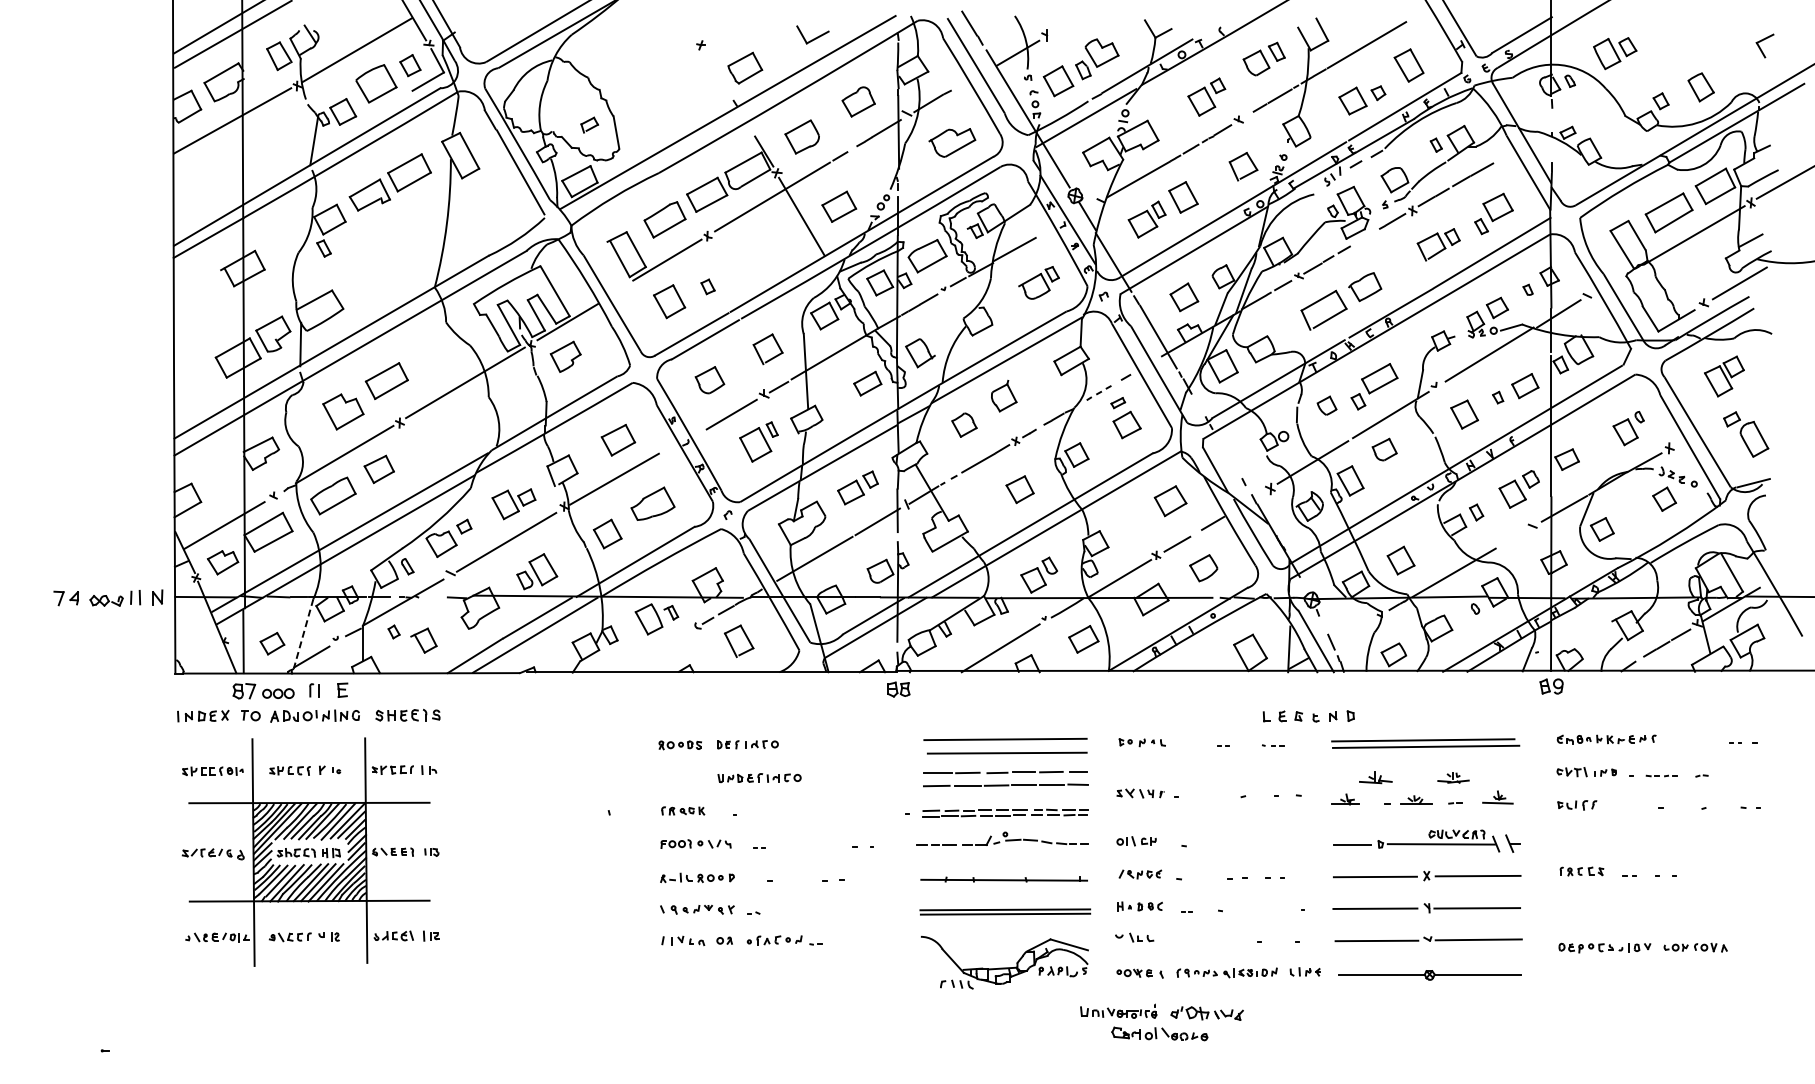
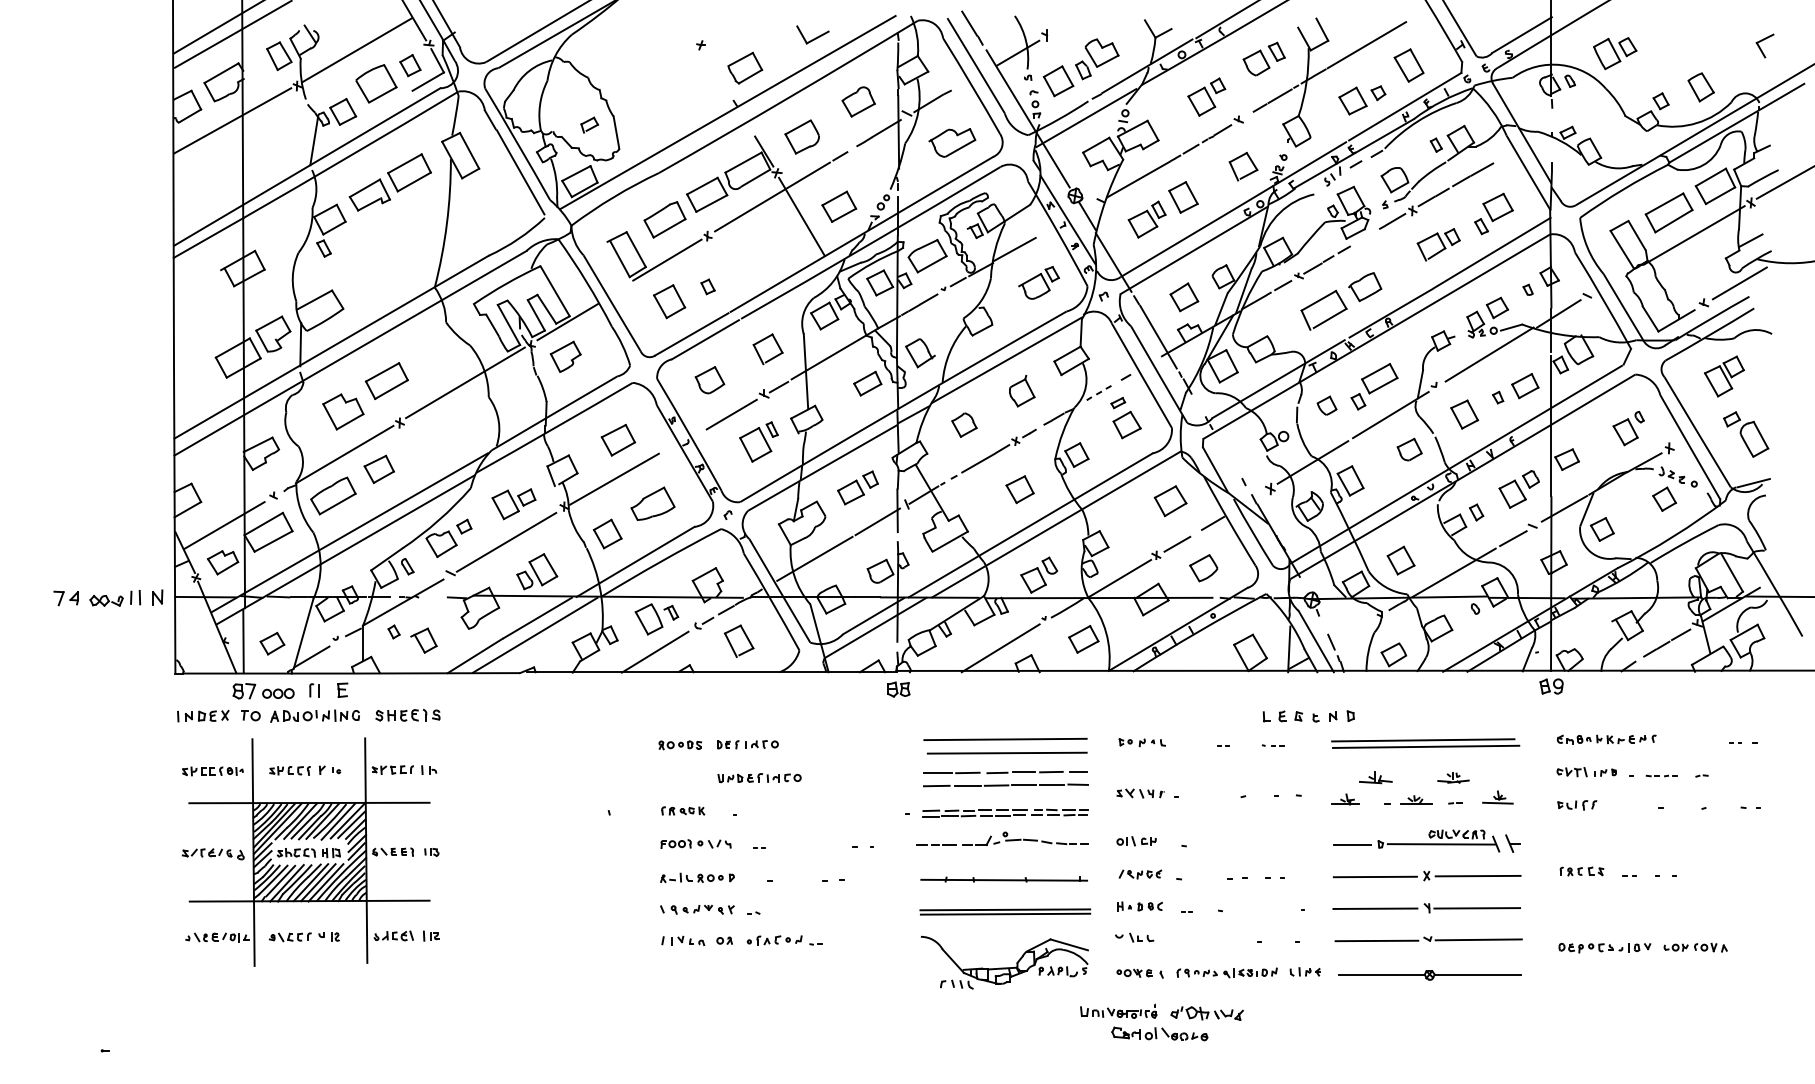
line: none -> present (1225, 20)
part position: (1004, 395) -> (1022, 390) (1022, 390)
part position: (1384, 449) -> (1409, 449) (1409, 449)
line: none -> present (1513, 538)
line: dashed -> solid (303, 634)
line: none -> present (654, 651)
